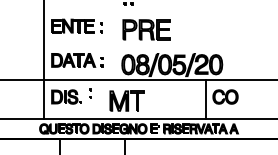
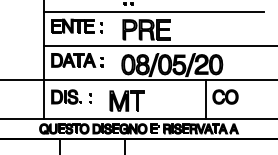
line: none -> present (154, 11)
line: none -> present (159, 45)
part position: (90, 93) -> (90, 98) (90, 98)
